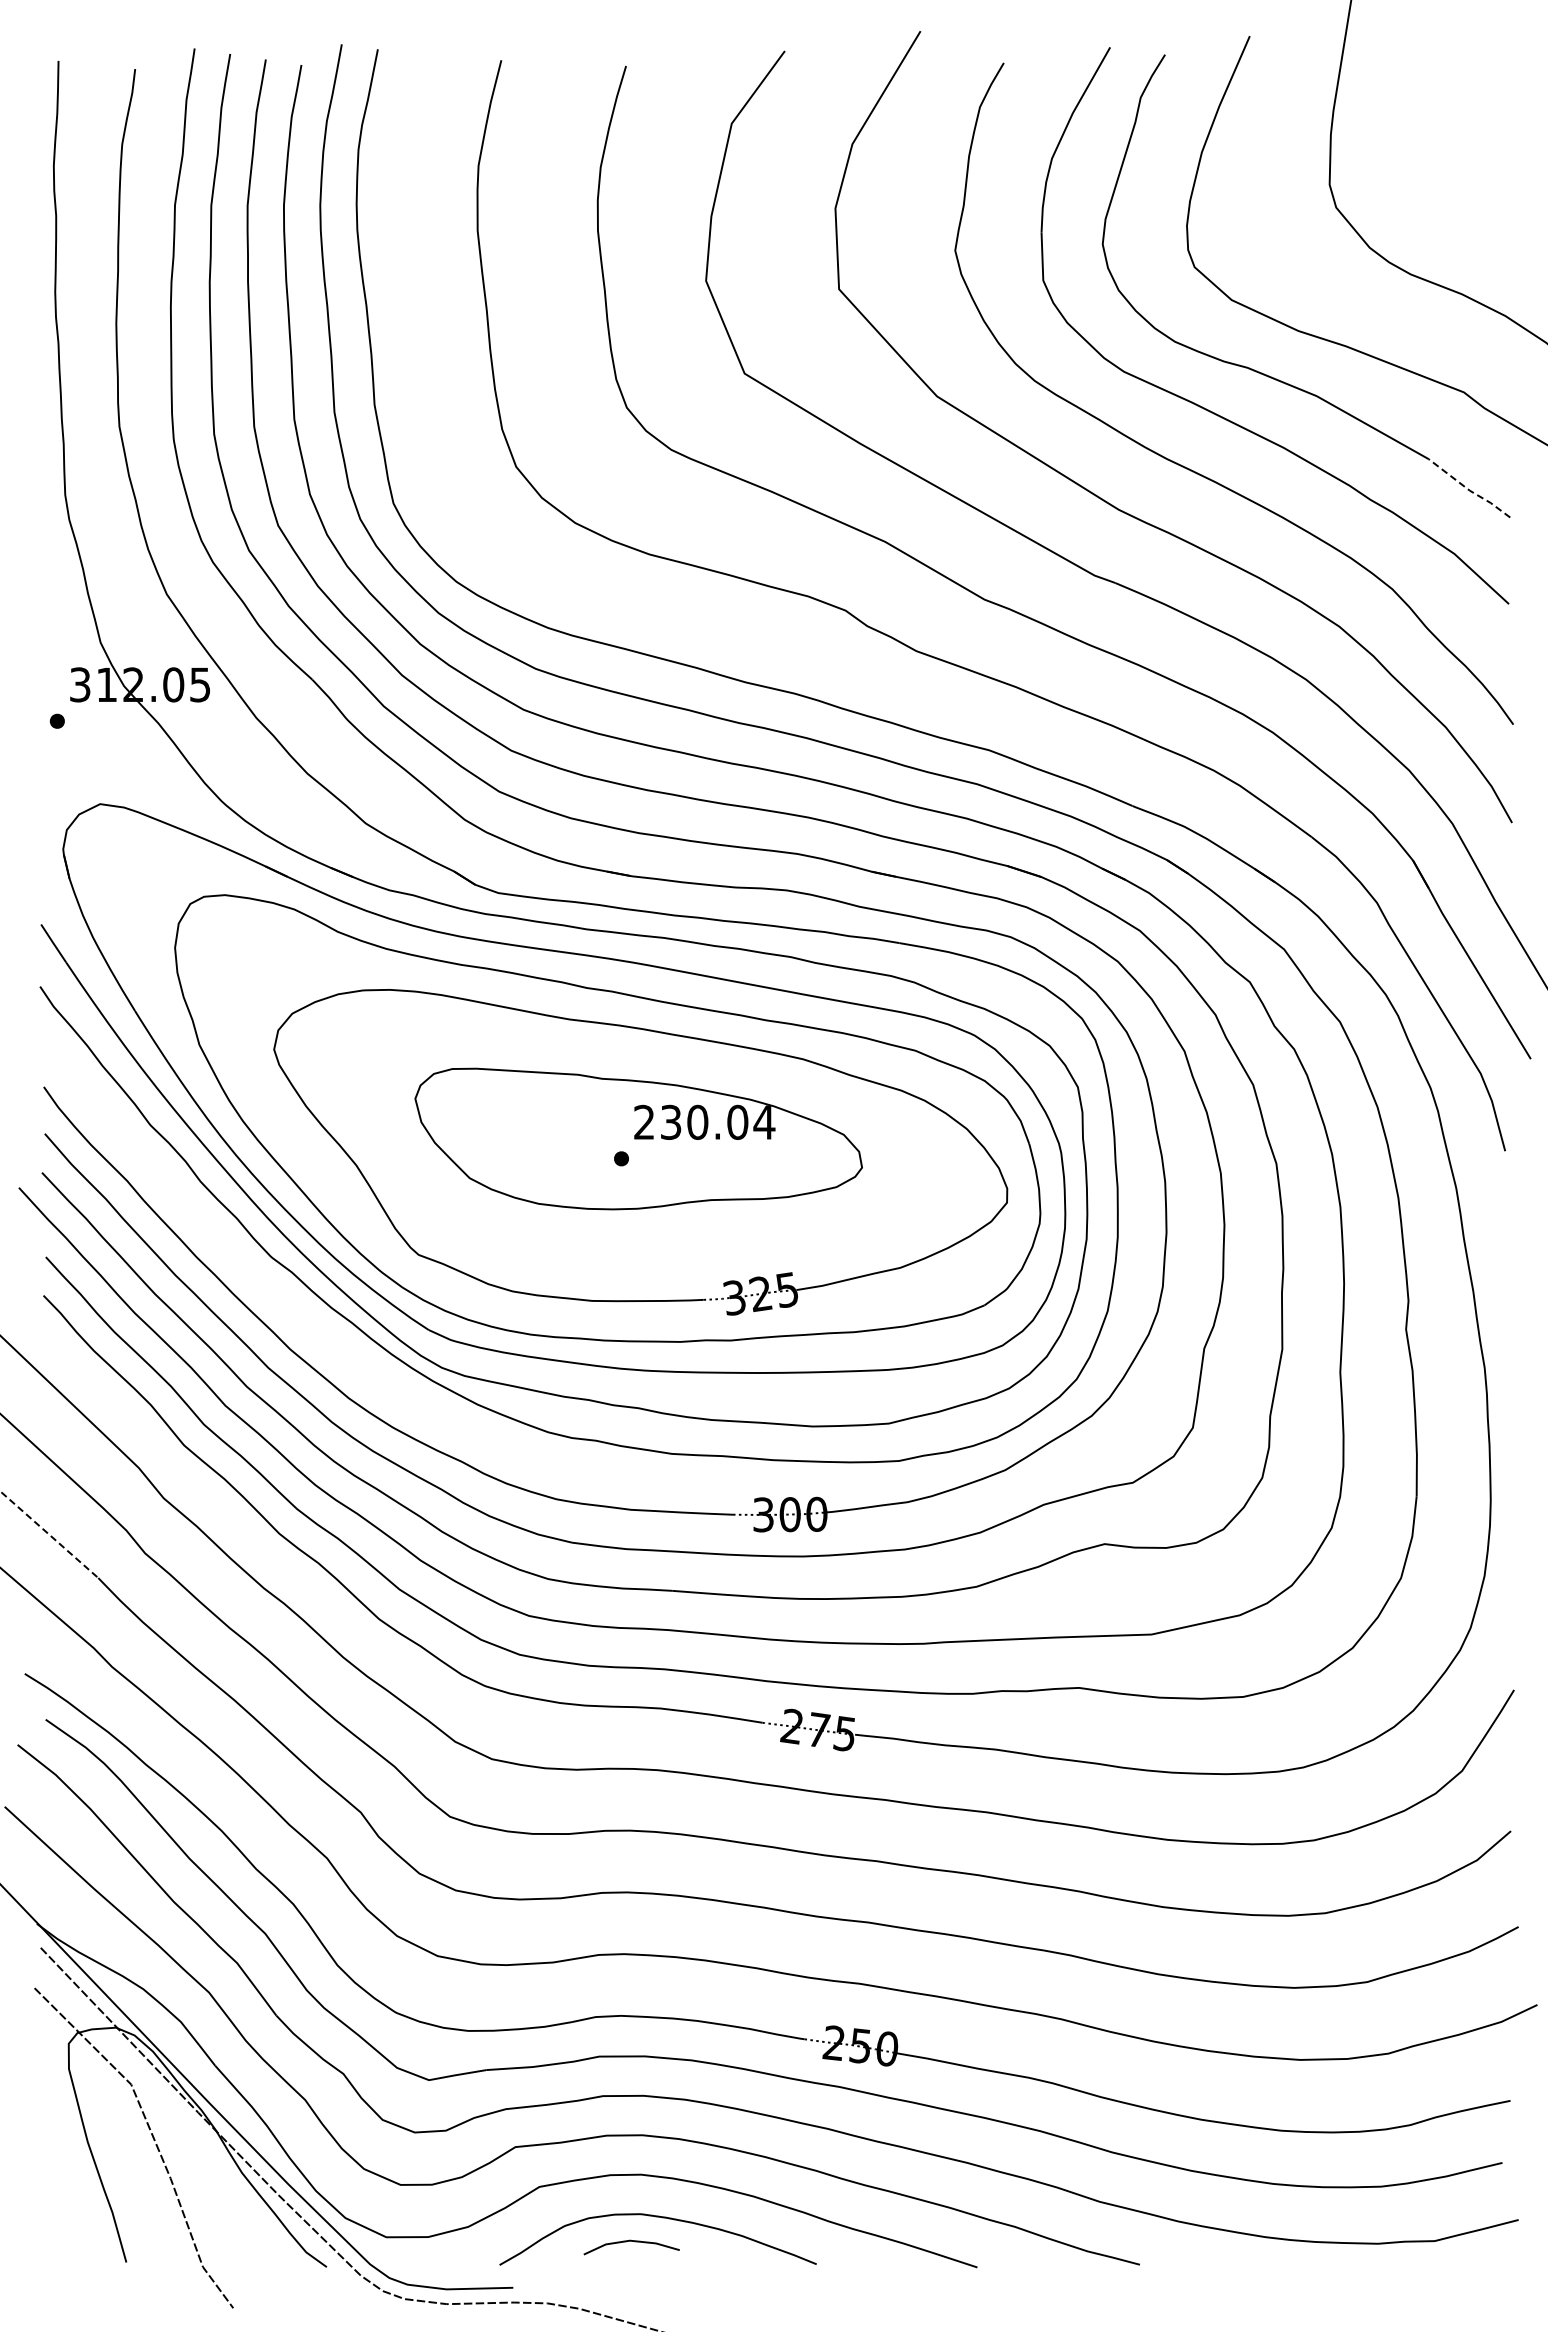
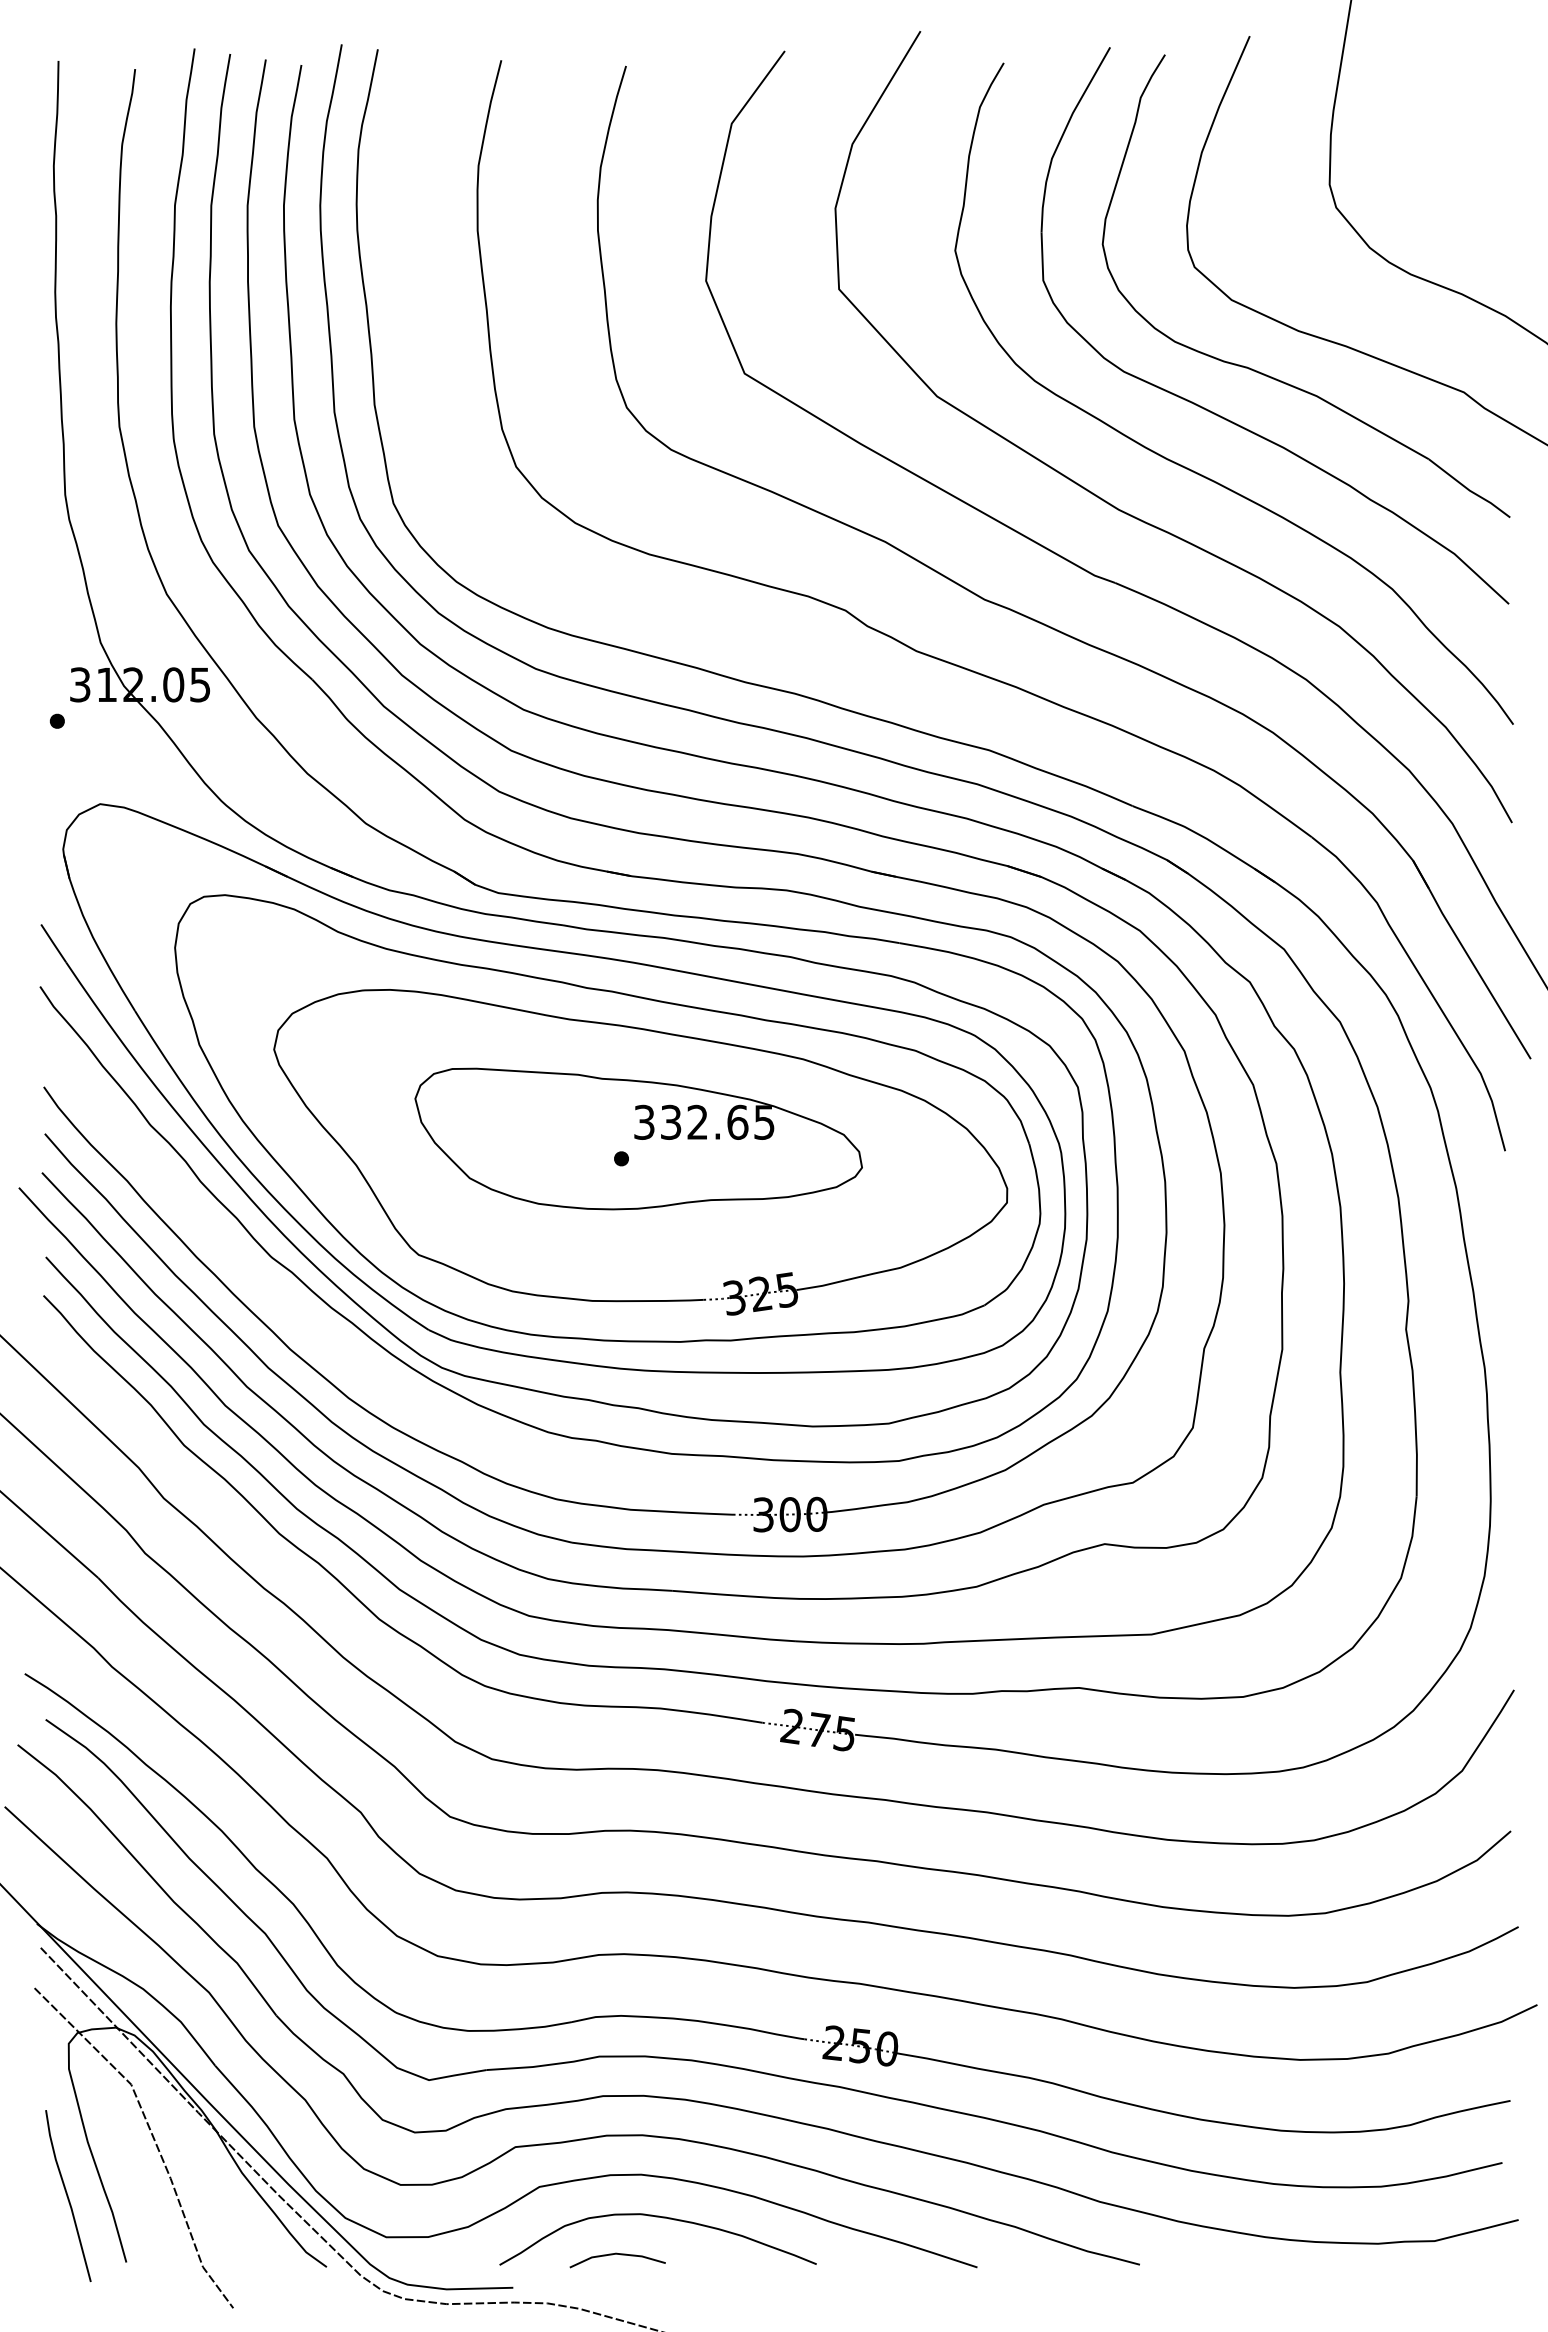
line: dashed -> solid (1469, 490)
text: 230.04 -> 332.65 (704, 1121)
line: dashed -> solid (49, 1535)
line: none -> present (68, 2195)
line position: (634, 2242) -> (620, 2255) (620, 2255)
